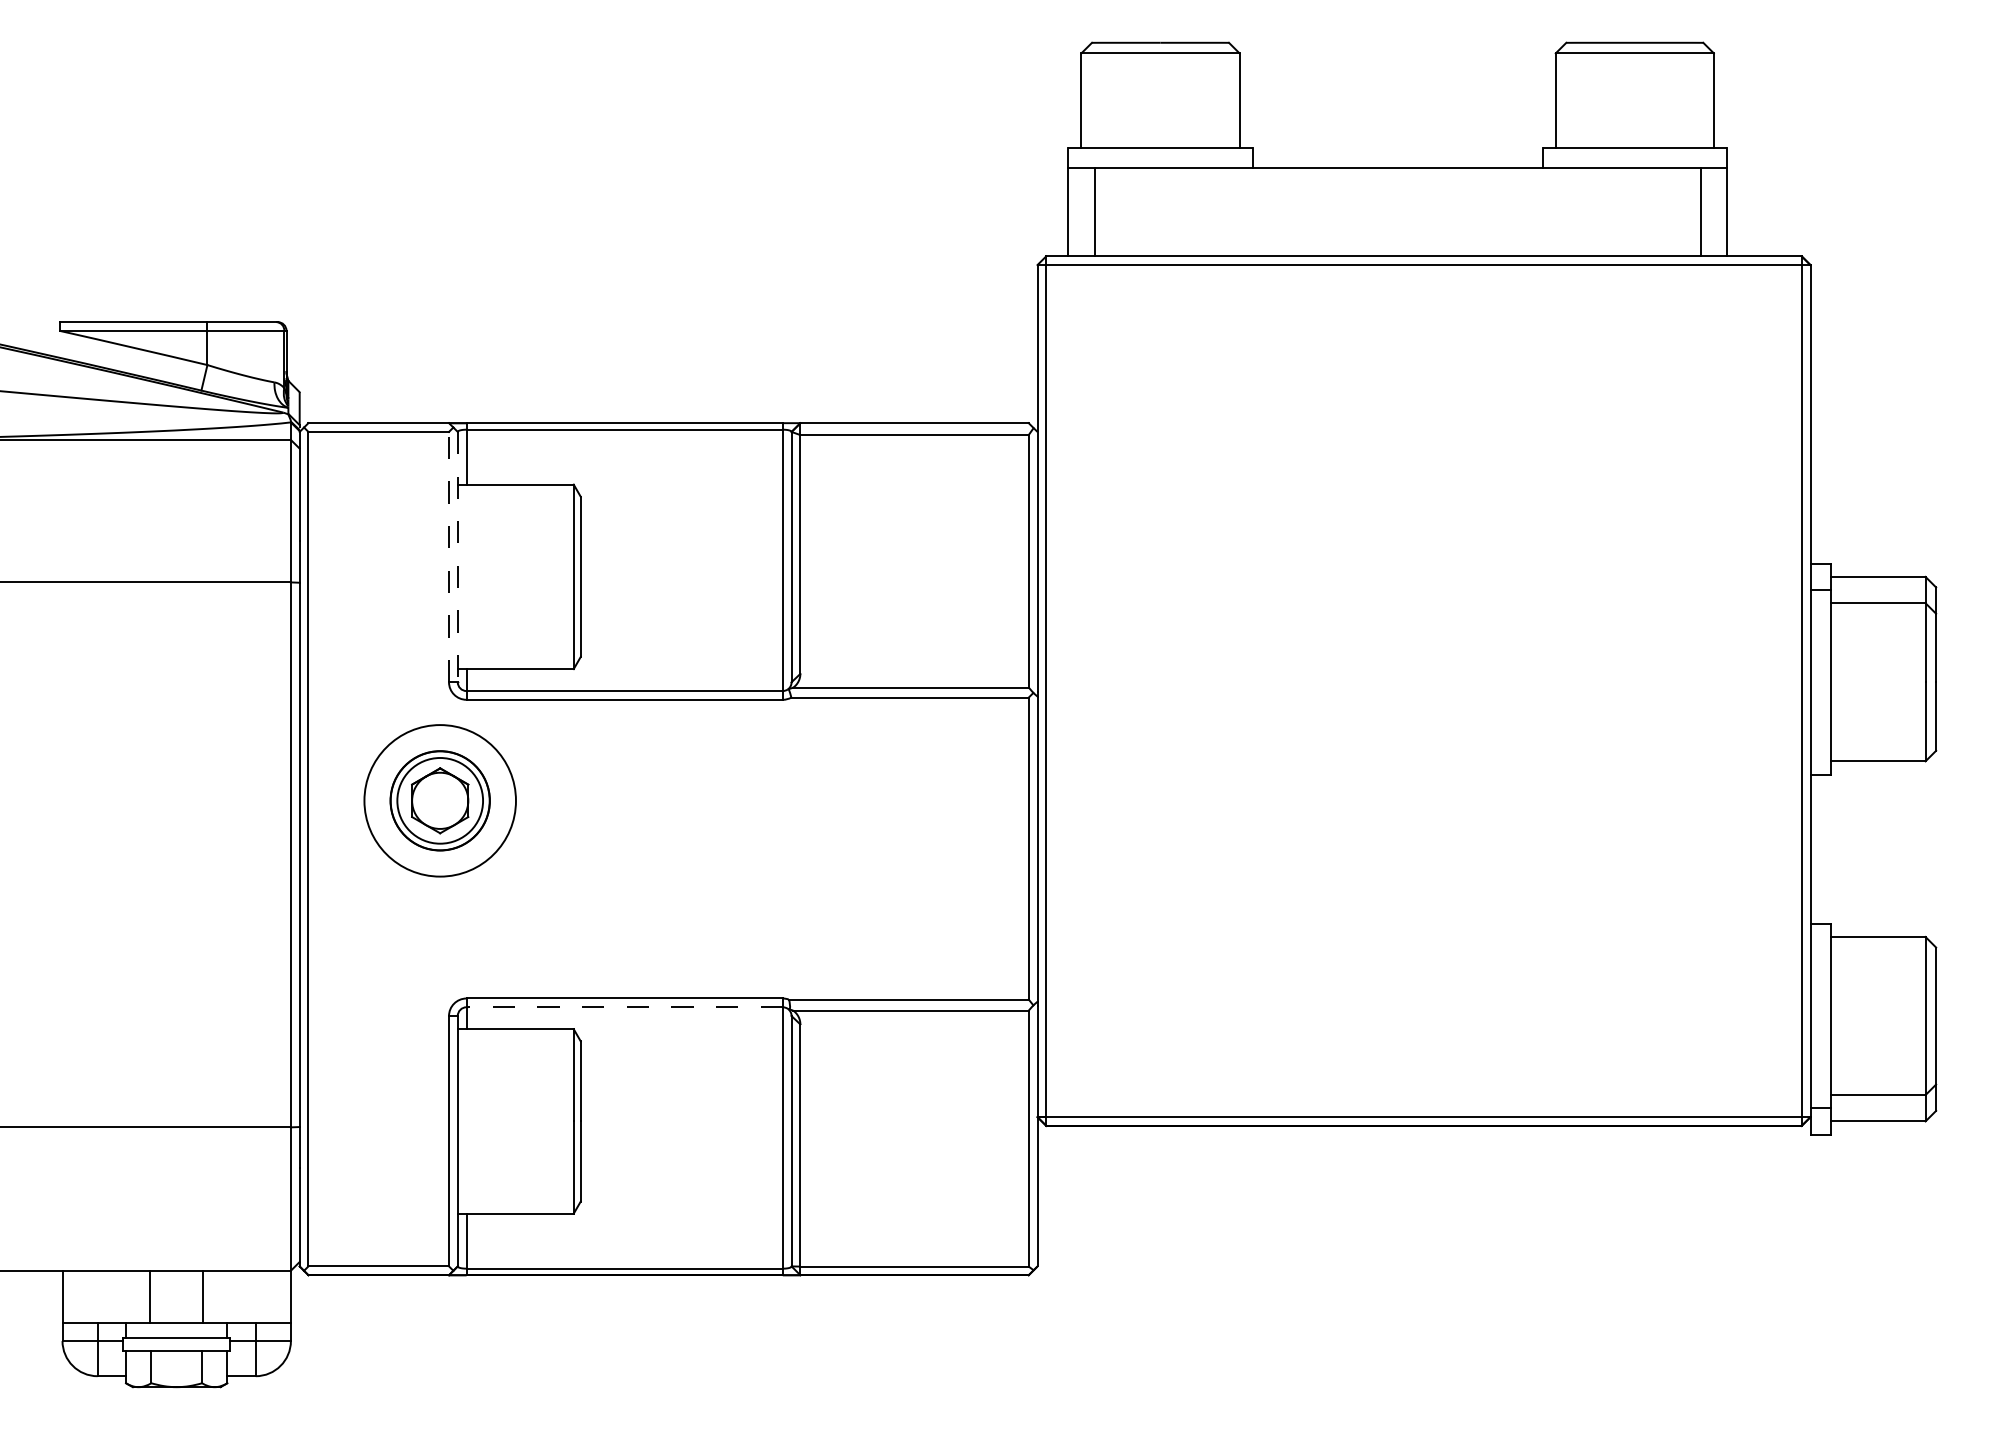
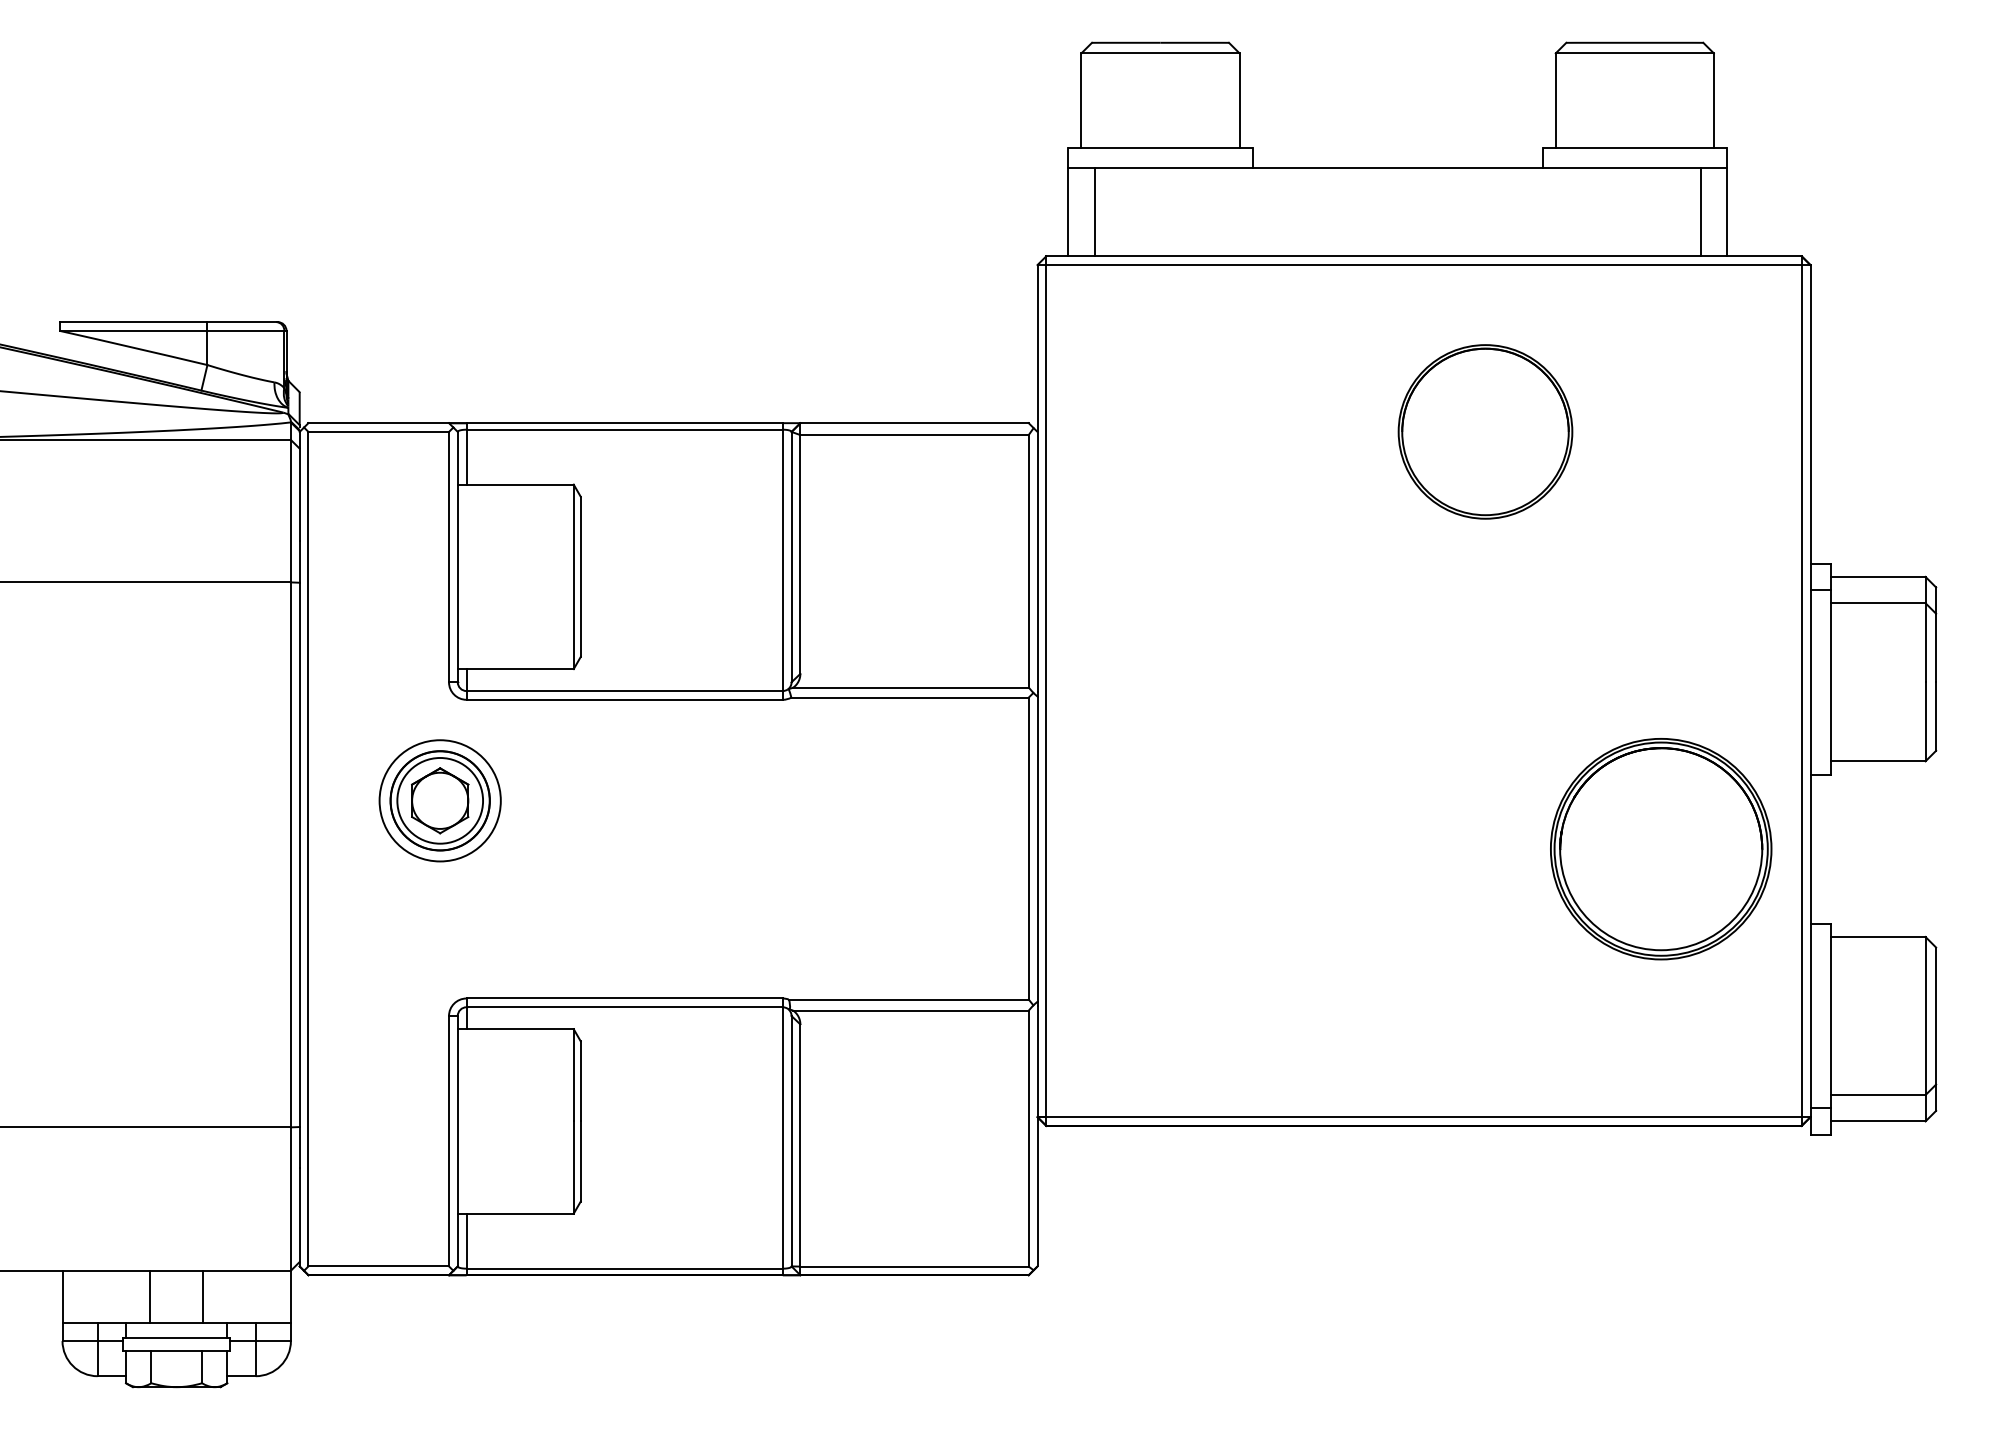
part: none -> present (1485, 431)
line: dashed -> solid (449, 556)
line: dashed -> solid (457, 557)
circle diameter: 152 px -> 121 px (439, 800)
part: none -> present (1661, 849)
line: dashed -> solid (624, 1007)
